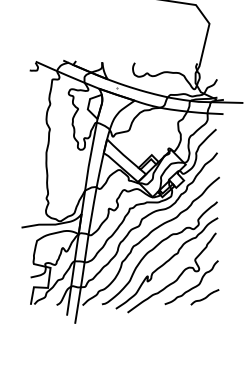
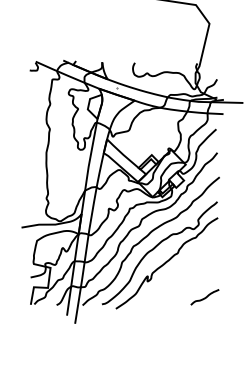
part: present -> none (177, 277)
